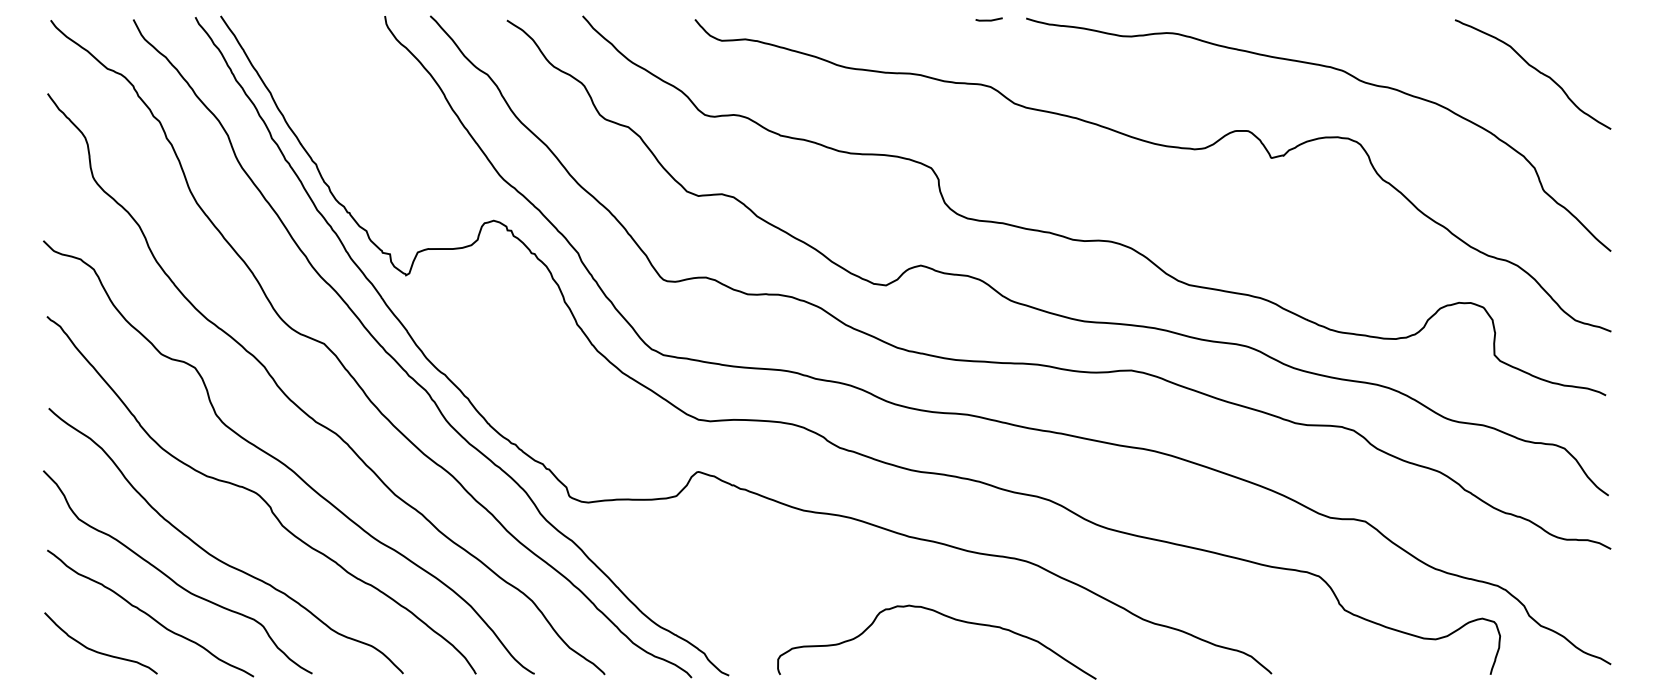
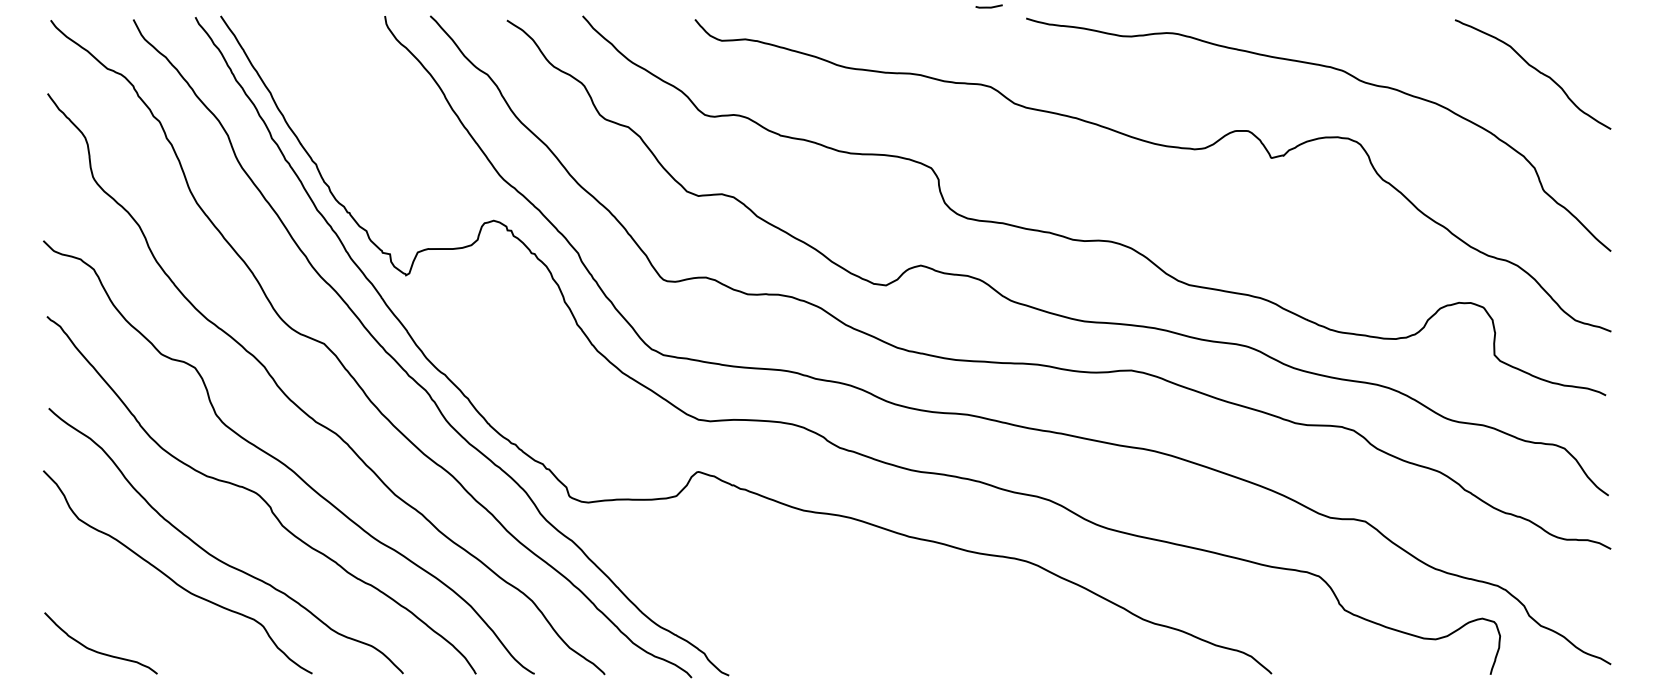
line position: (988, 19) -> (988, 6) (988, 6)
curve: present -> none (149, 614)
curve: present -> none (944, 616)
